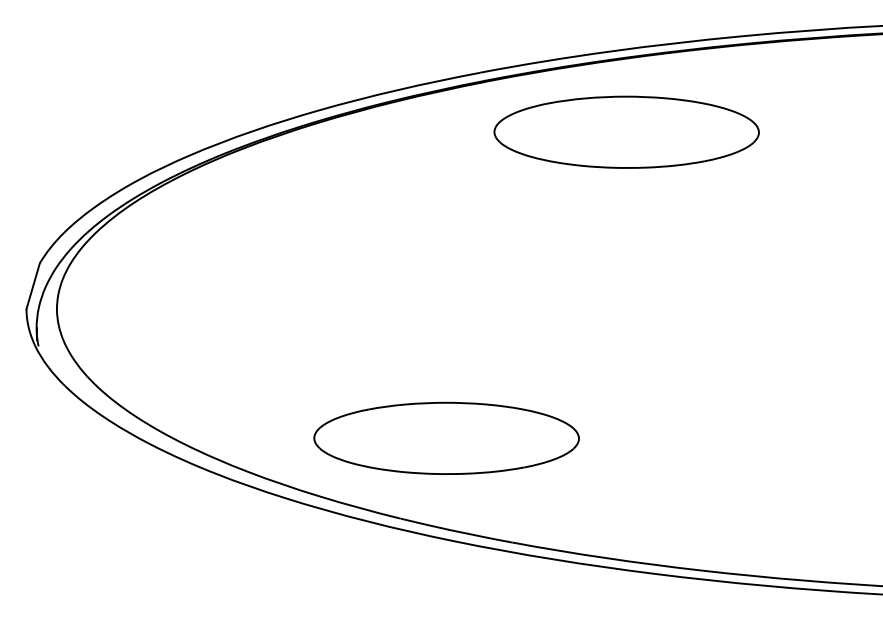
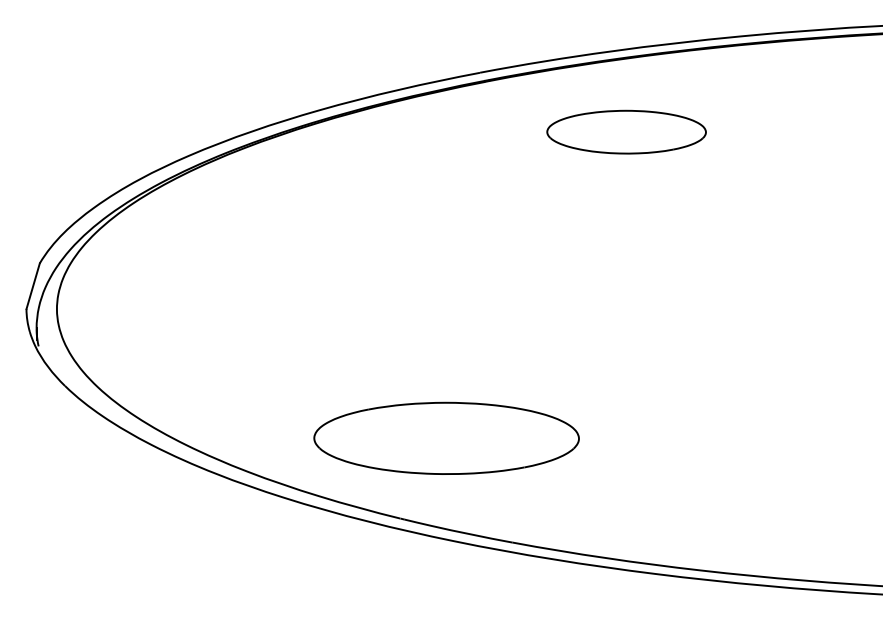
part size: 267x74 px -> 161x46 px (626, 131)
